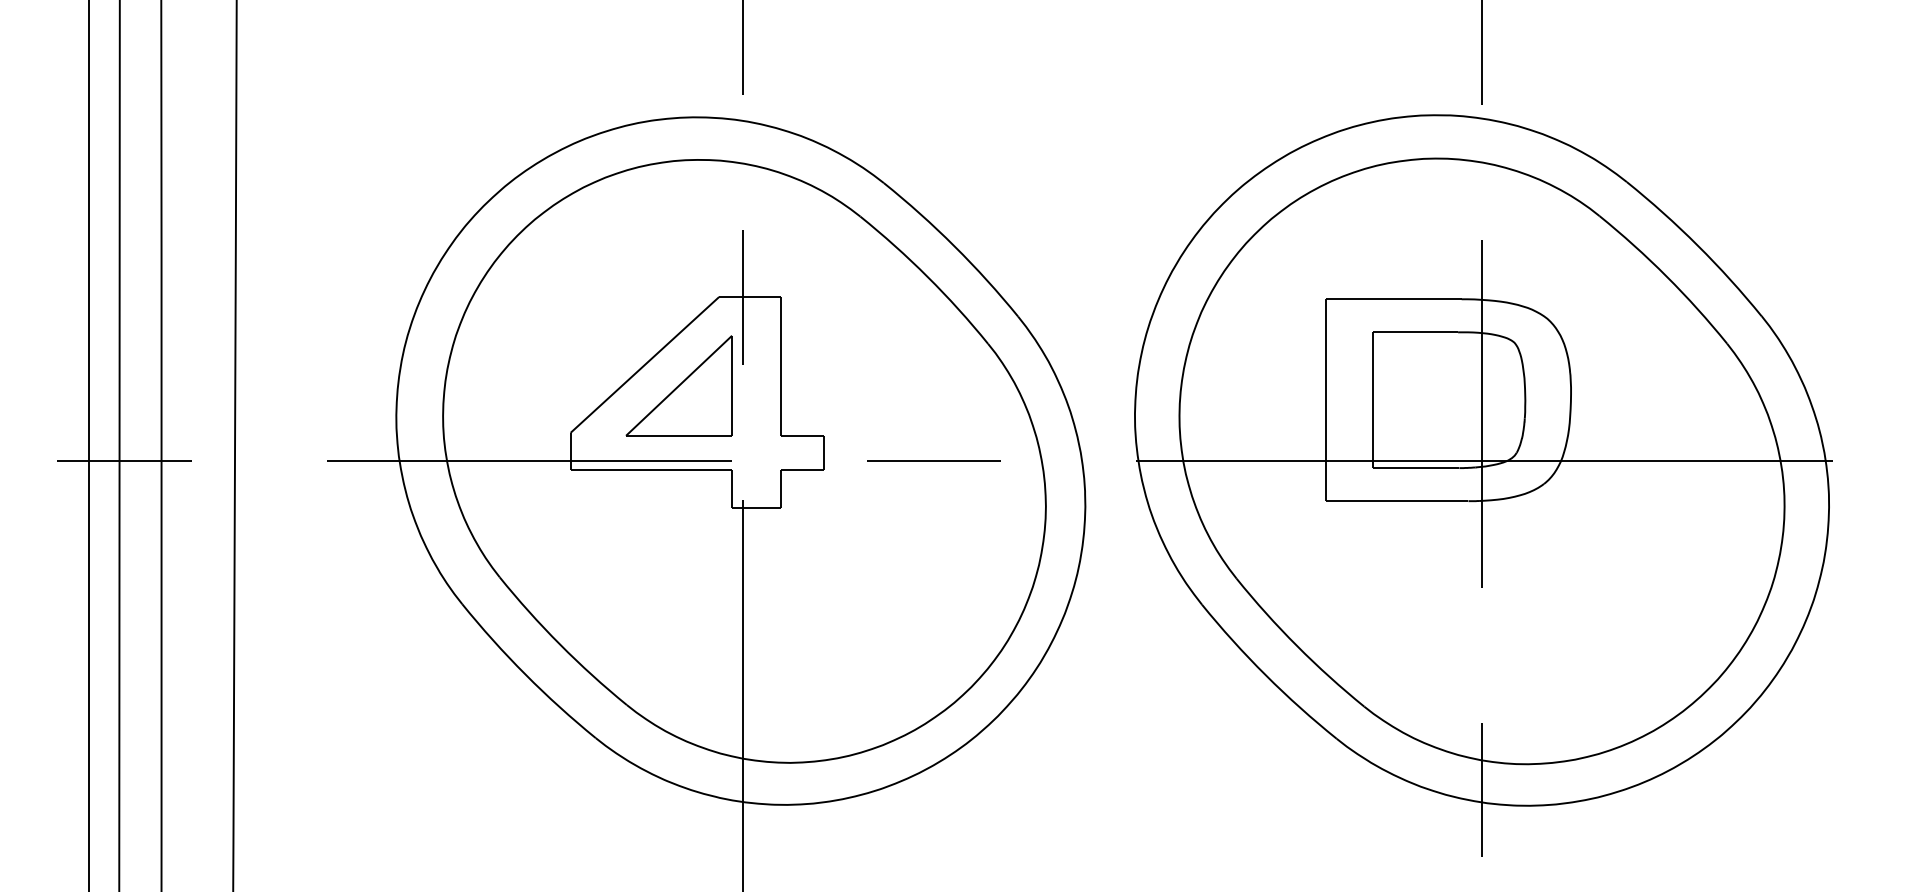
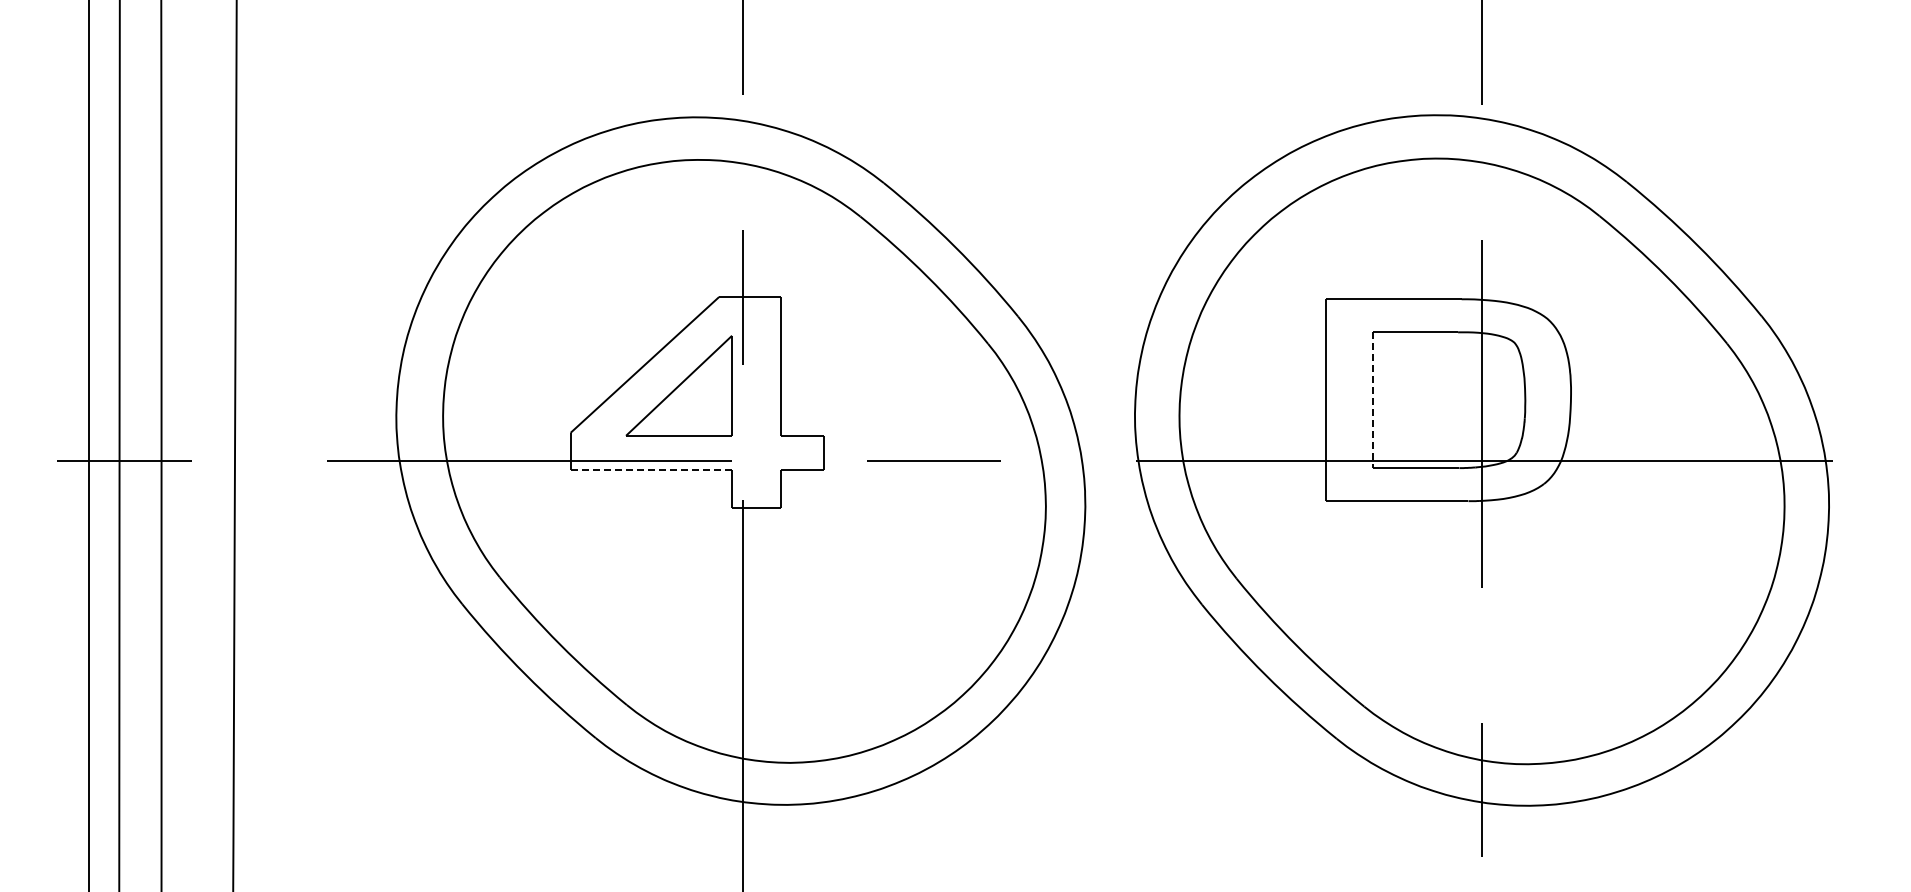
line: solid -> dashed (1373, 400)
line: solid -> dashed (651, 469)
